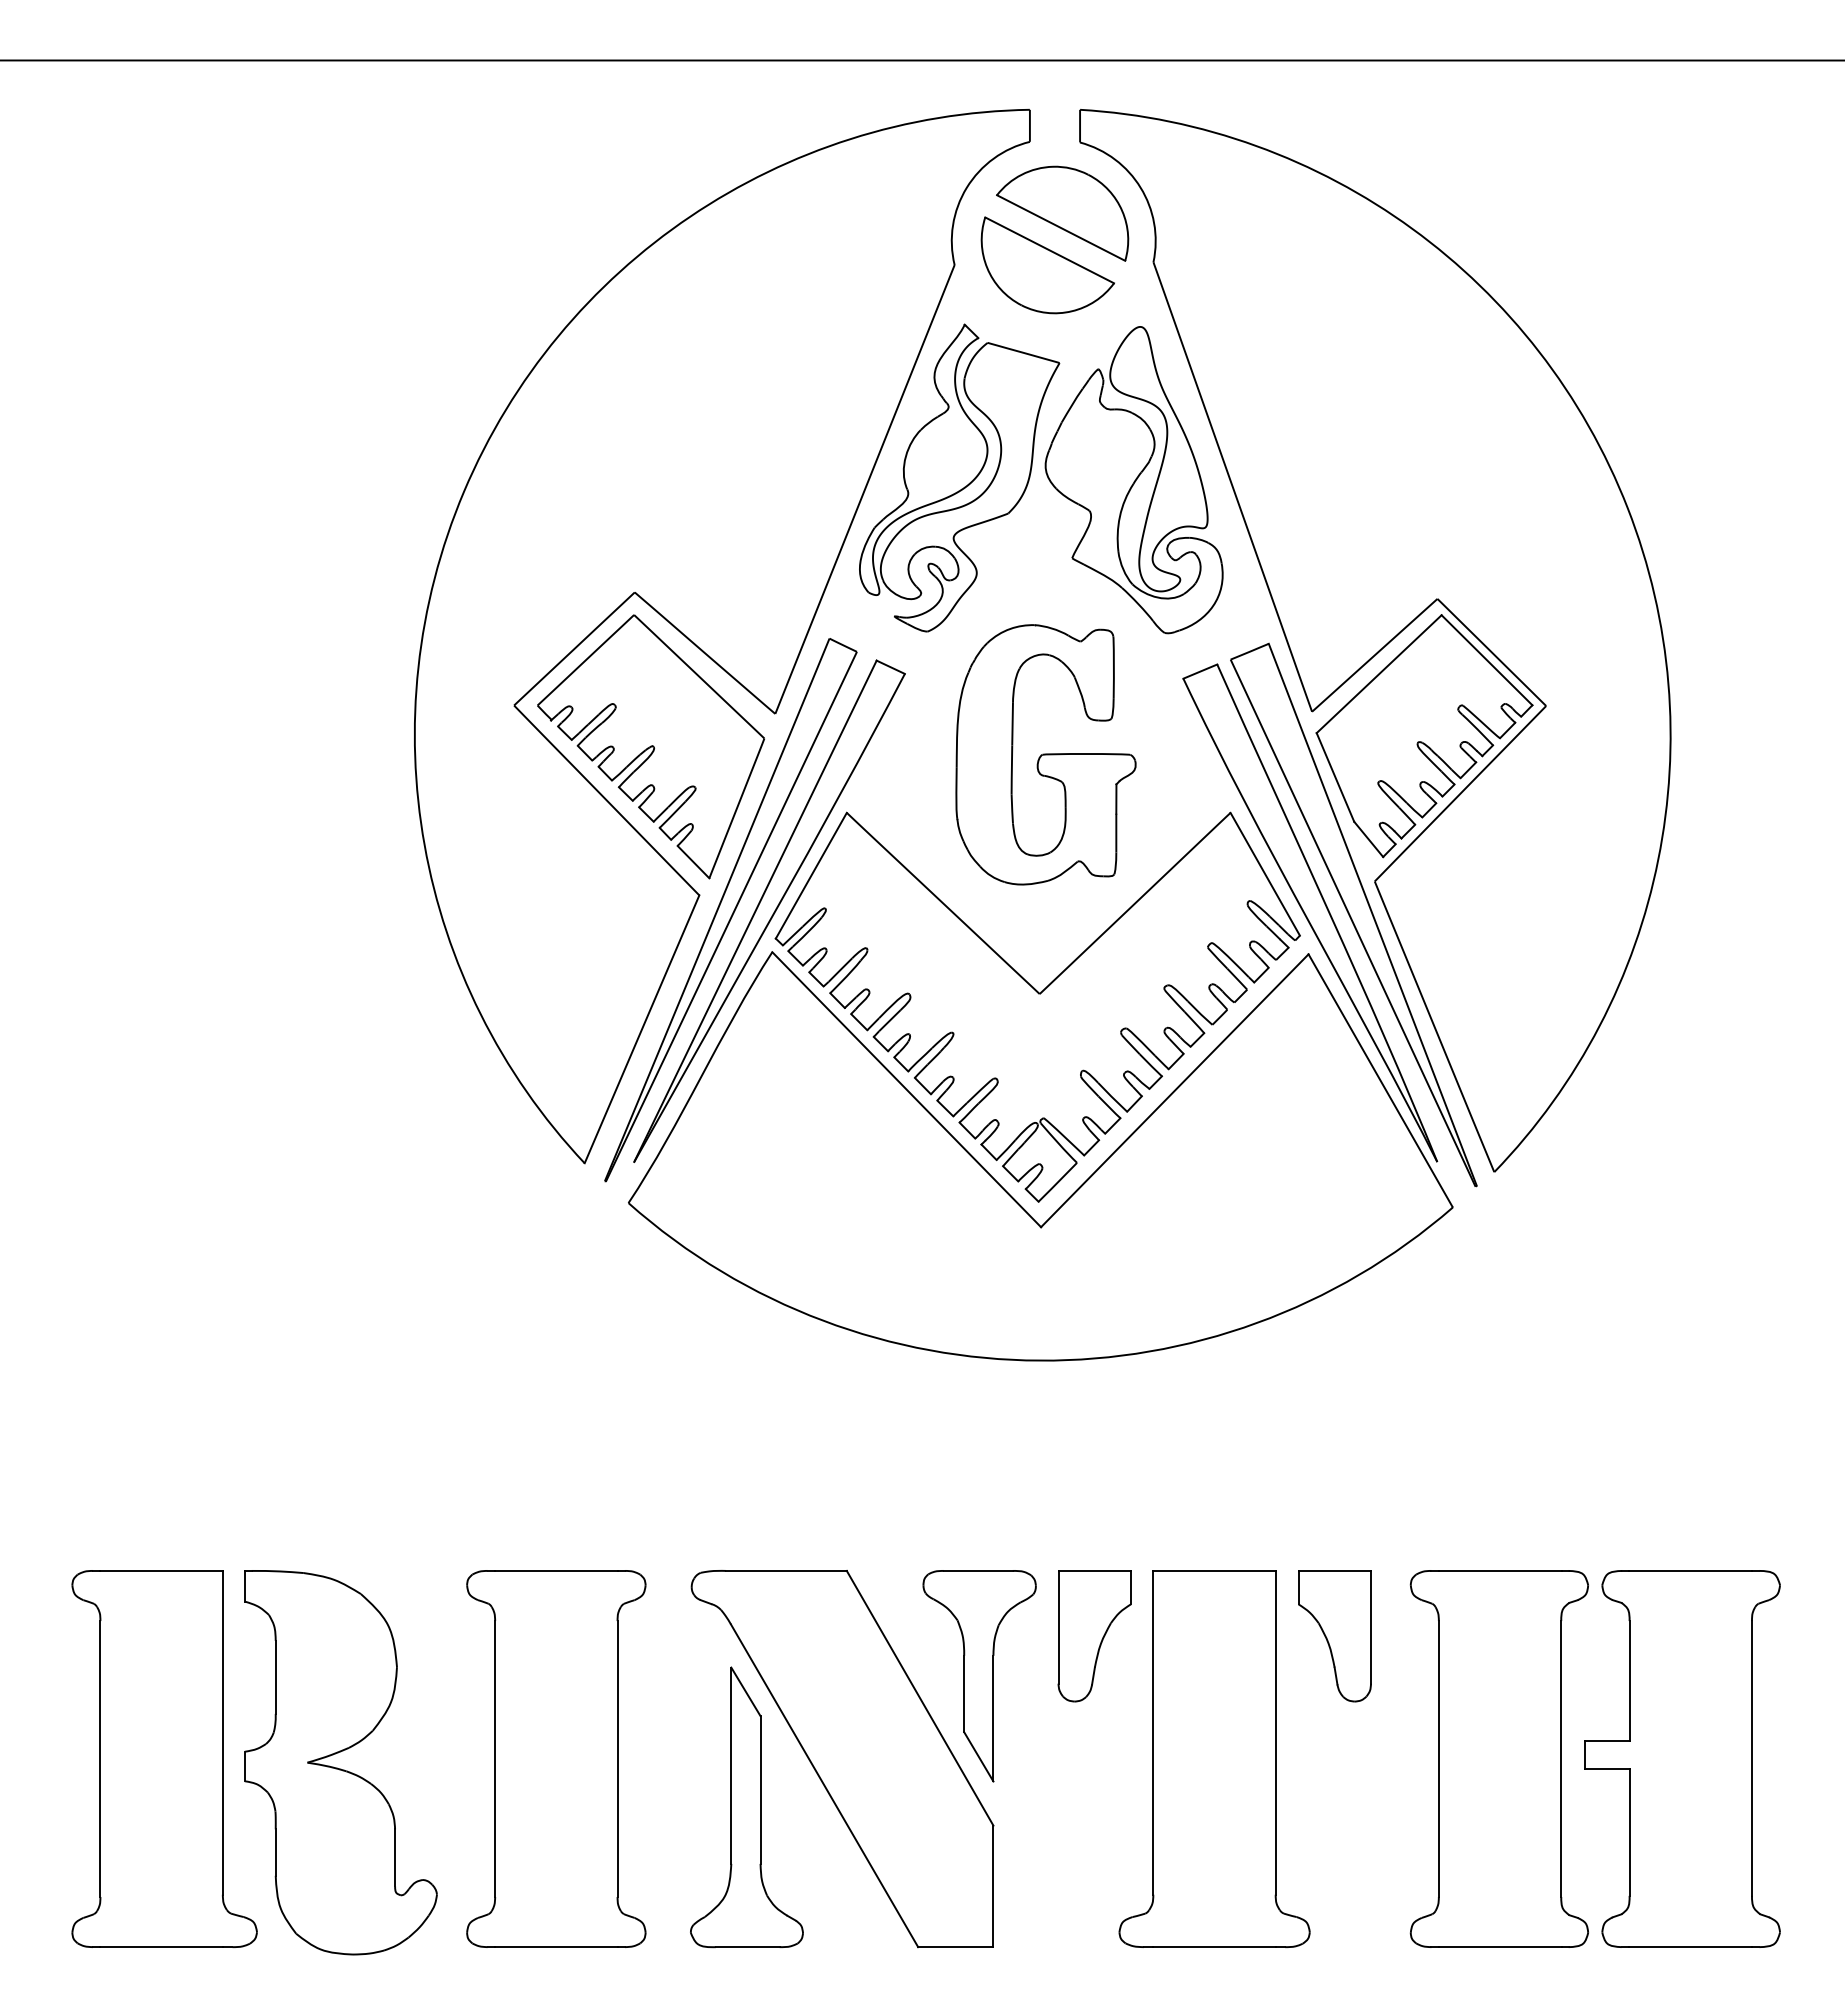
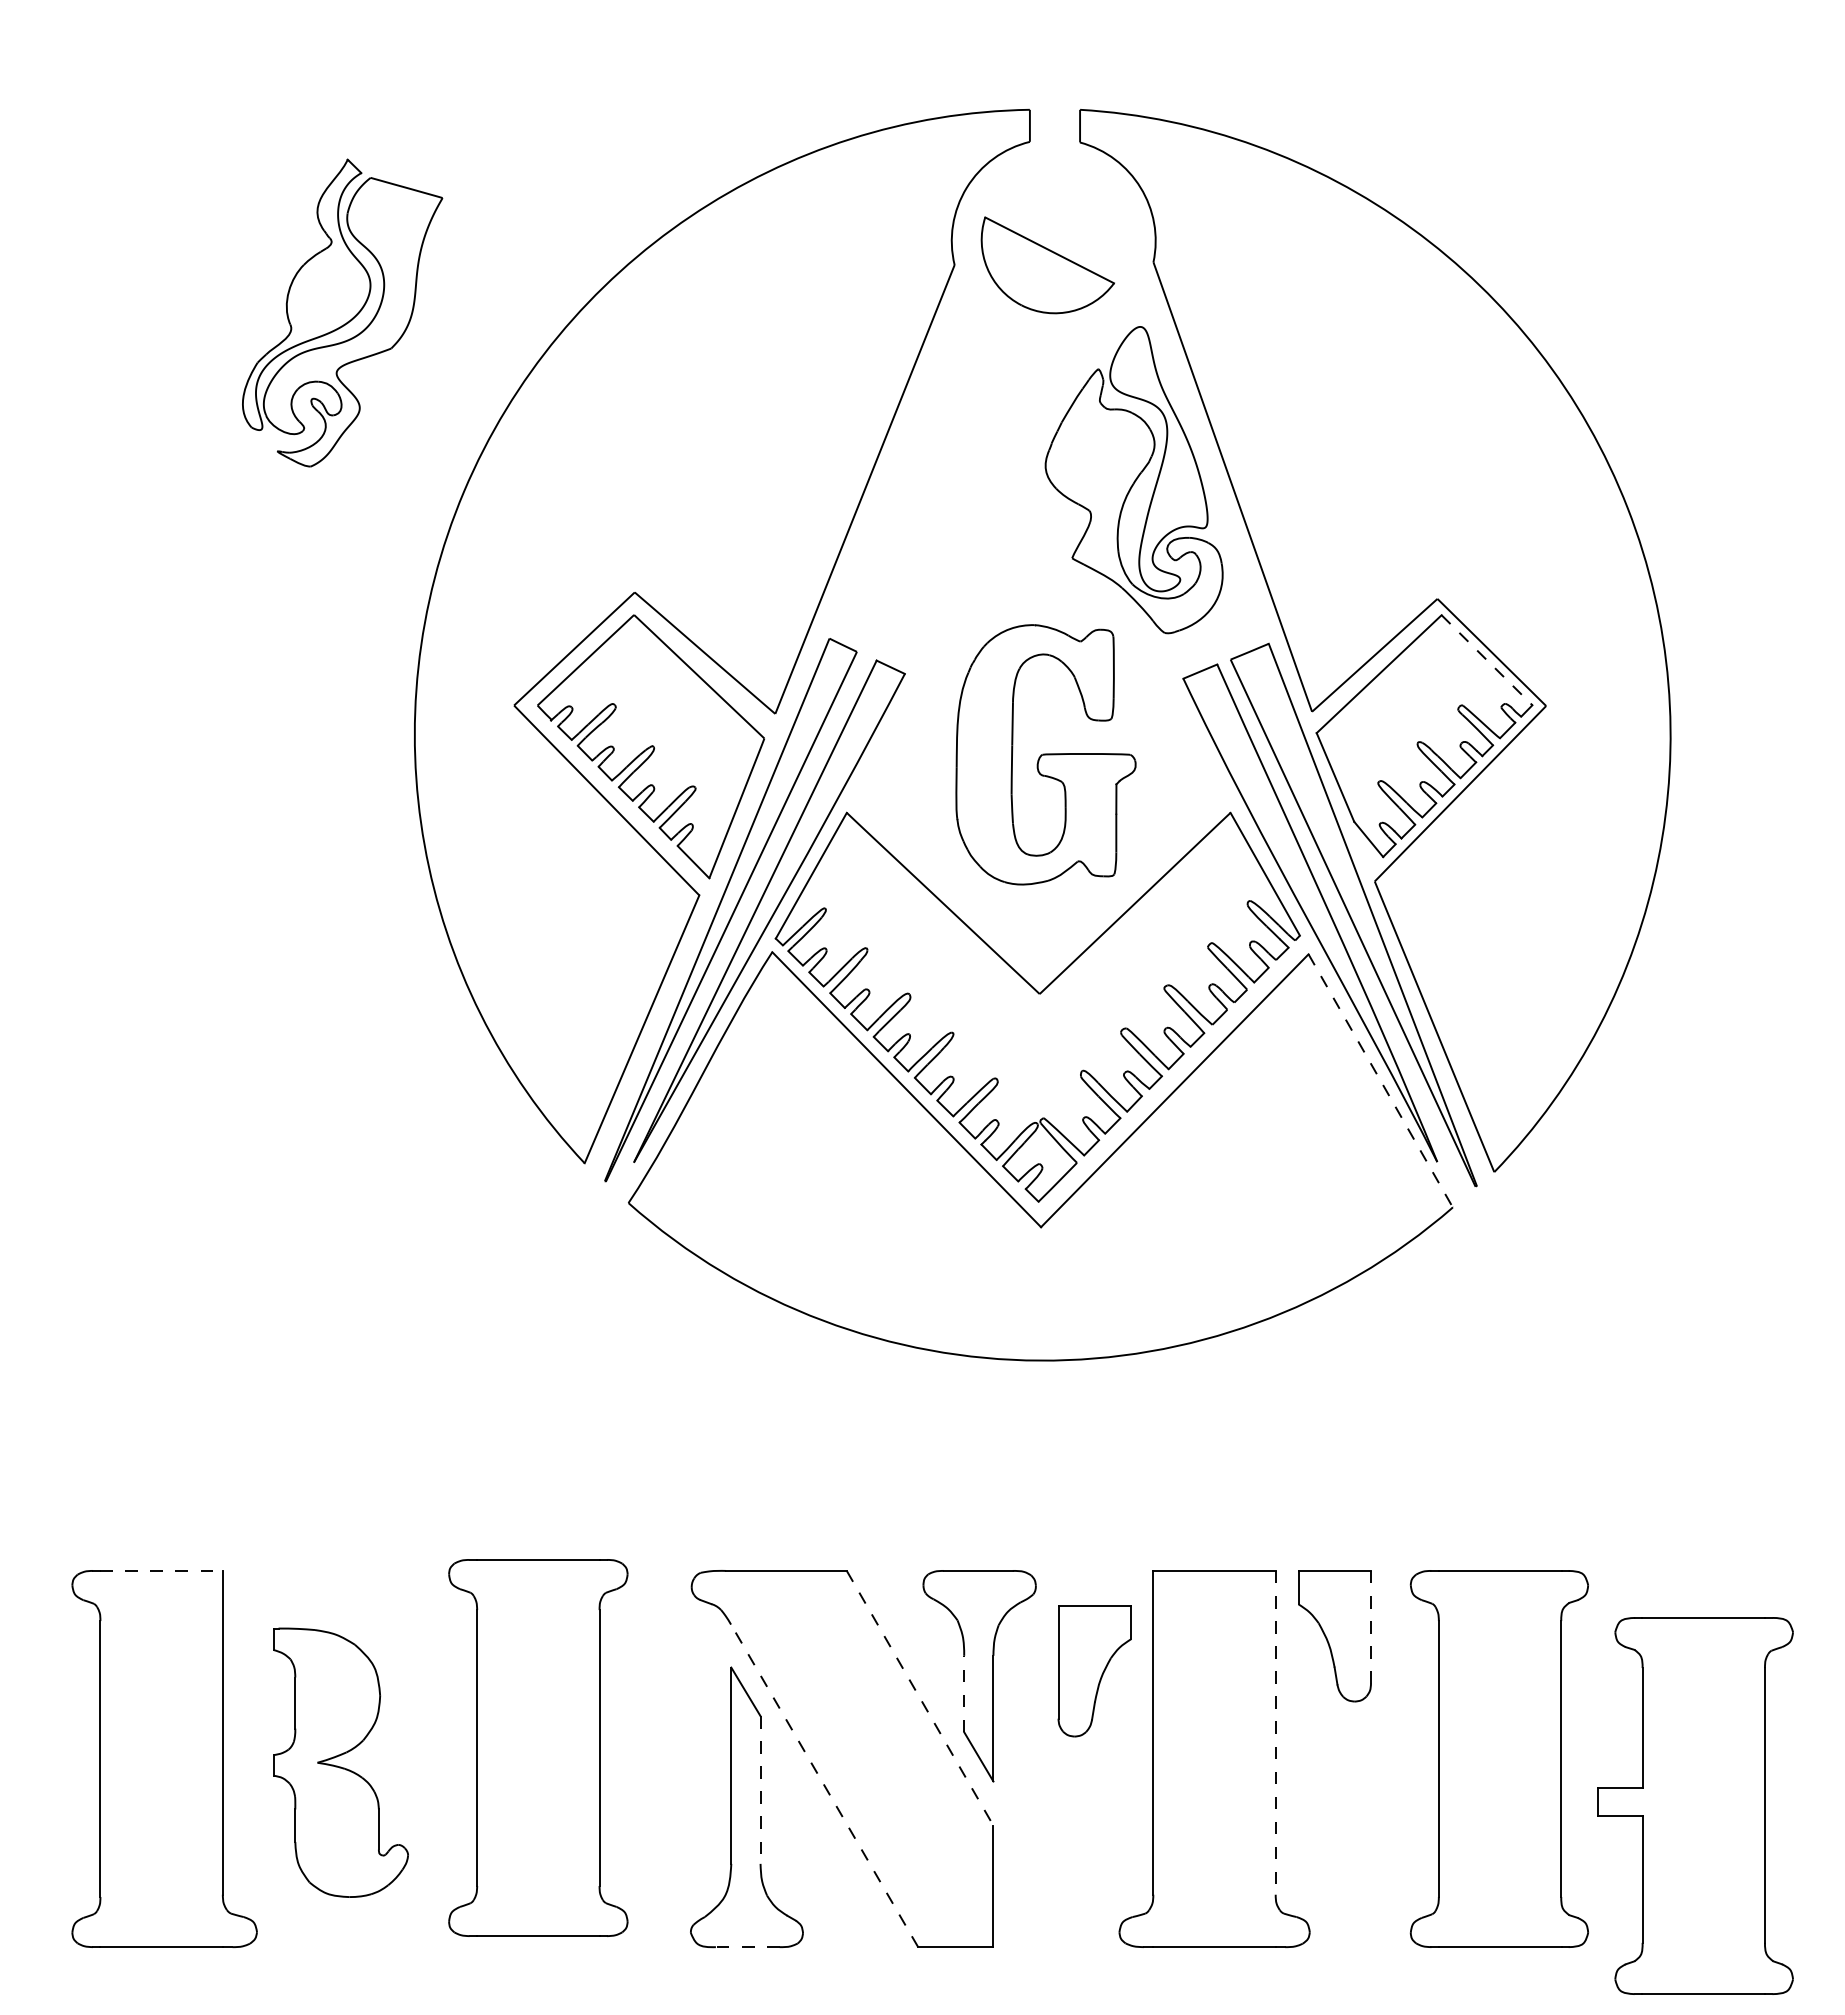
line: present -> none (921, 60)
part: present -> none (1062, 213)
part position: (959, 477) -> (342, 312) (342, 312)
line: solid -> dashed (1487, 660)
line: solid -> dashed (1380, 1081)
line: solid -> dashed (161, 1570)
line: solid -> dashed (1371, 1627)
part position: (1094, 1636) -> (1094, 1671) (1094, 1671)
line: solid -> dashed (964, 1693)
line: solid -> dashed (920, 1698)
line: solid -> dashed (1275, 1732)
part position: (556, 1758) -> (538, 1747) (538, 1747)
part position: (1682, 1758) -> (1695, 1805) (1695, 1805)
part size: 194x386 px -> 136x271 px (340, 1762)
line: solid -> dashed (824, 1785)
line: solid -> dashed (760, 1790)
line: solid -> dashed (747, 1947)
